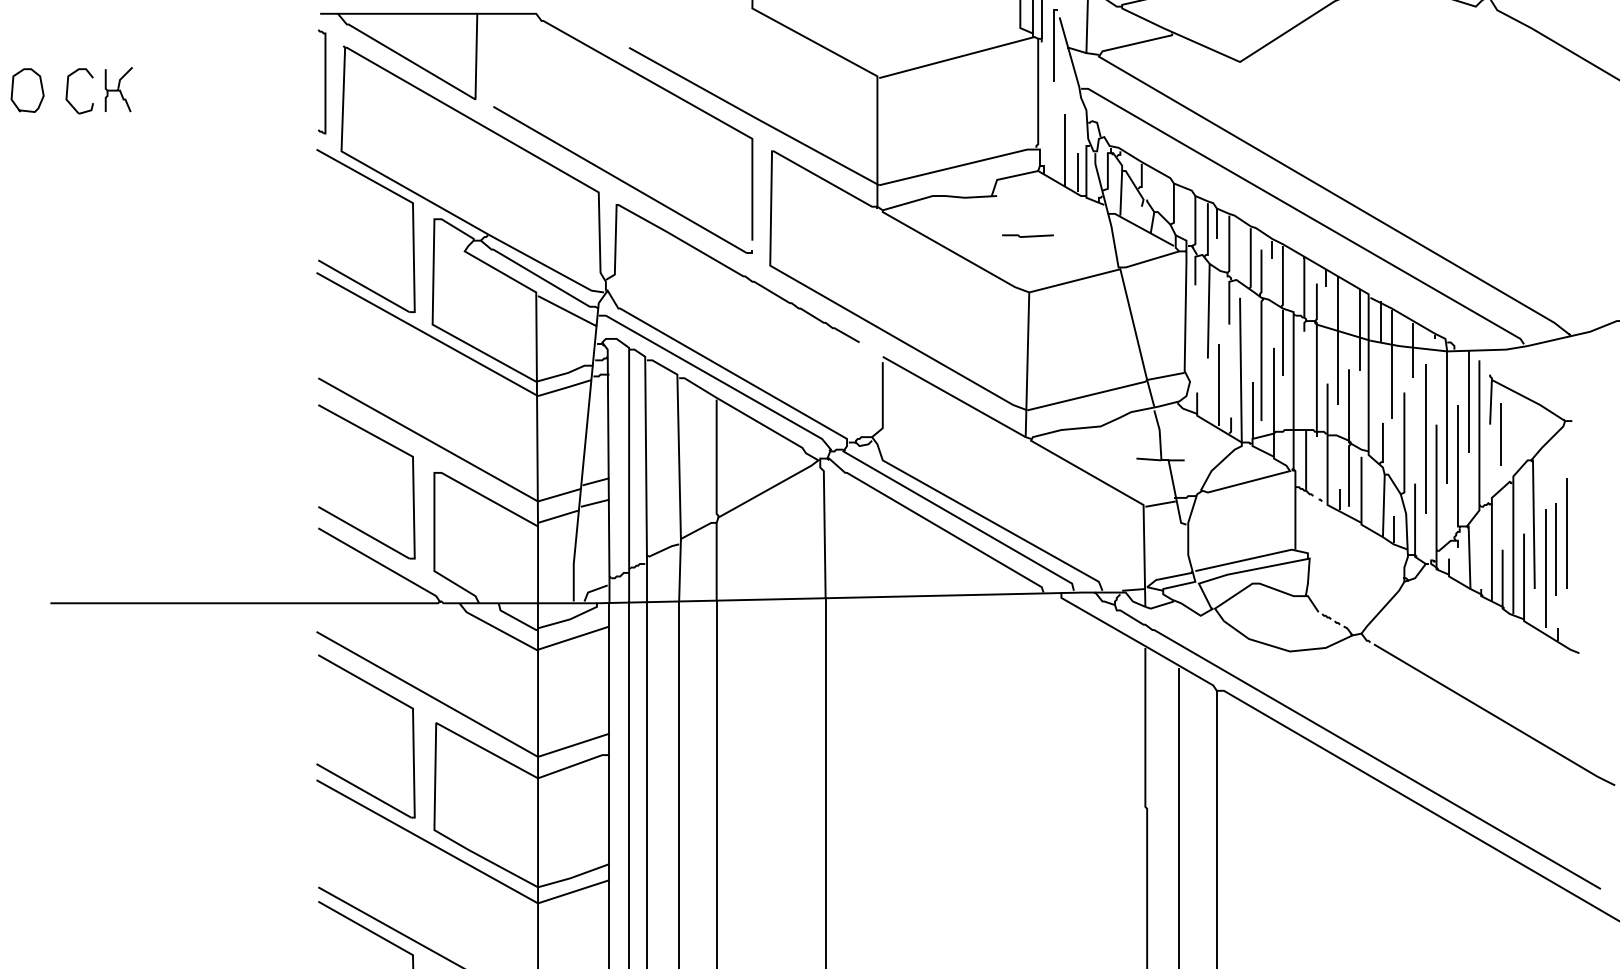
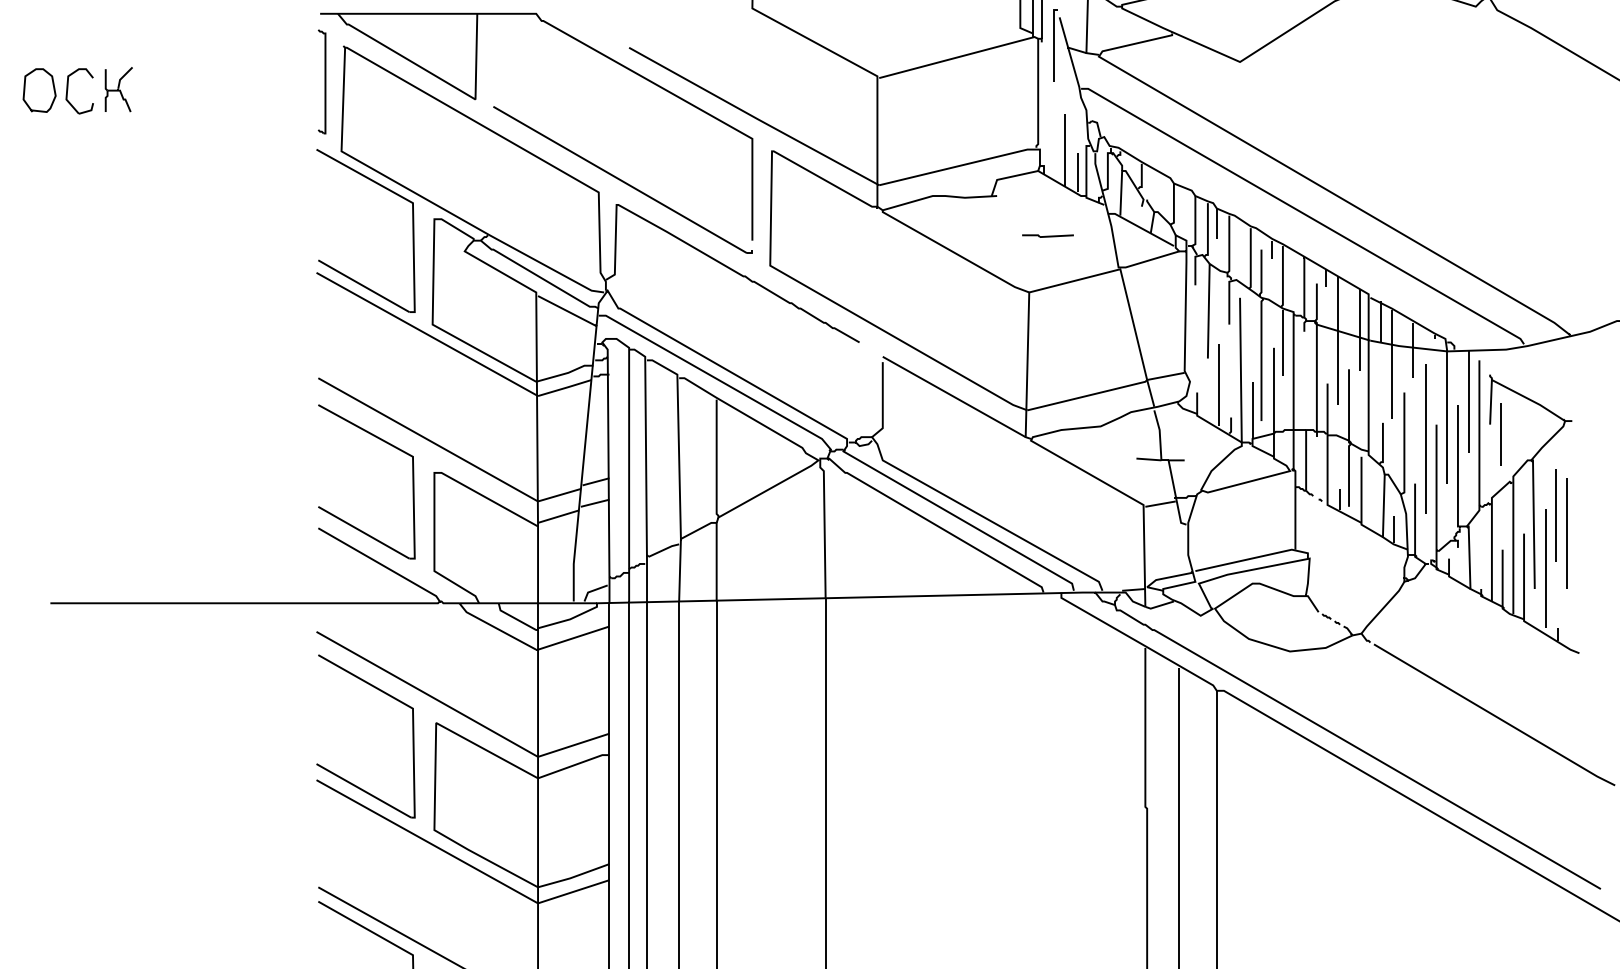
curve position: (40, 85) -> (52, 85) (52, 85)
line position: (1027, 235) -> (1047, 235) (1047, 235)
line position: (1555, 549) -> (1555, 515) (1555, 515)
